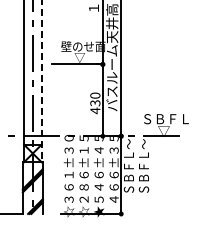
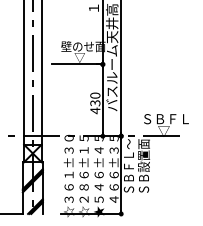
line: dashed -> solid (41, 81)
text: ＳＢＦＬ～ -> ＳＢ設置面 (144, 155)
